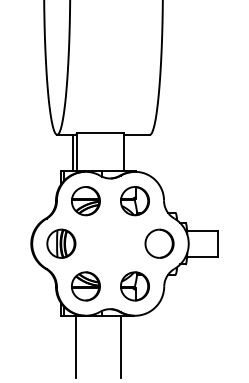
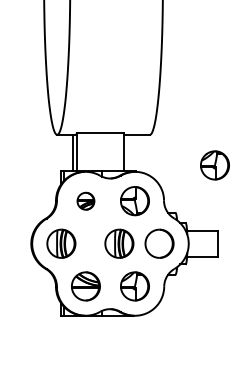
part: none -> present (214, 165)
part size: 30x31 px -> 20x20 px (85, 200)
part: none -> present (119, 243)
line: present -> none (76, 346)
line: present -> none (120, 346)
